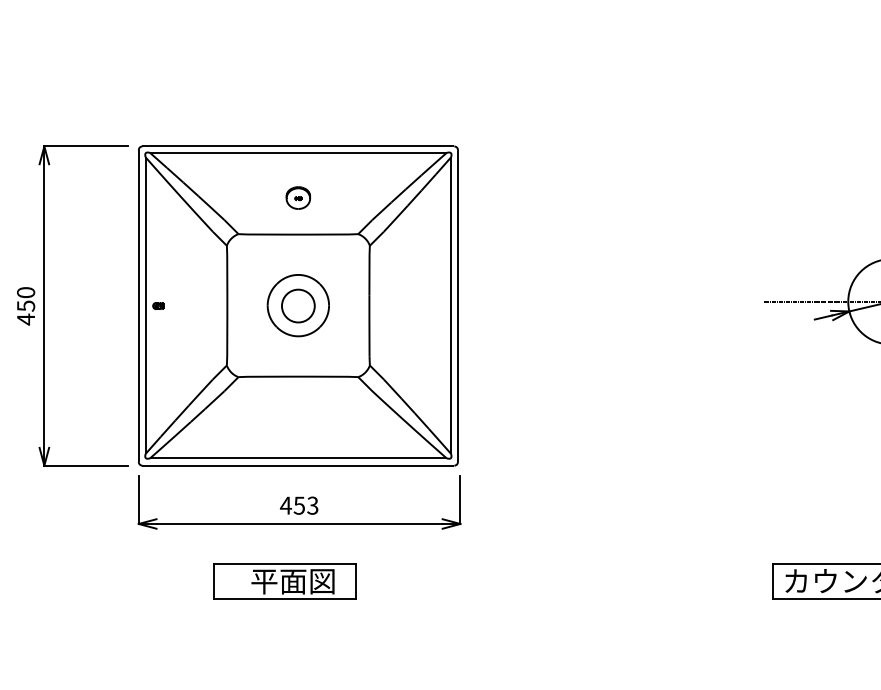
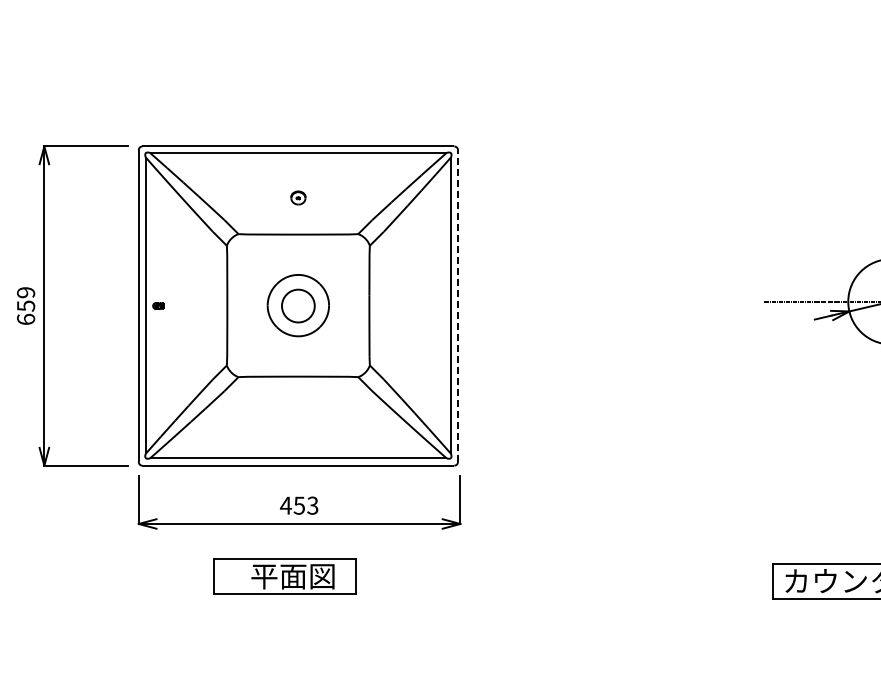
part size: 27x24 px -> 17x16 px (298, 197)
text: 450 -> 659 (26, 306)
line: solid -> dashed (457, 306)
part position: (284, 581) -> (284, 576) (284, 576)
